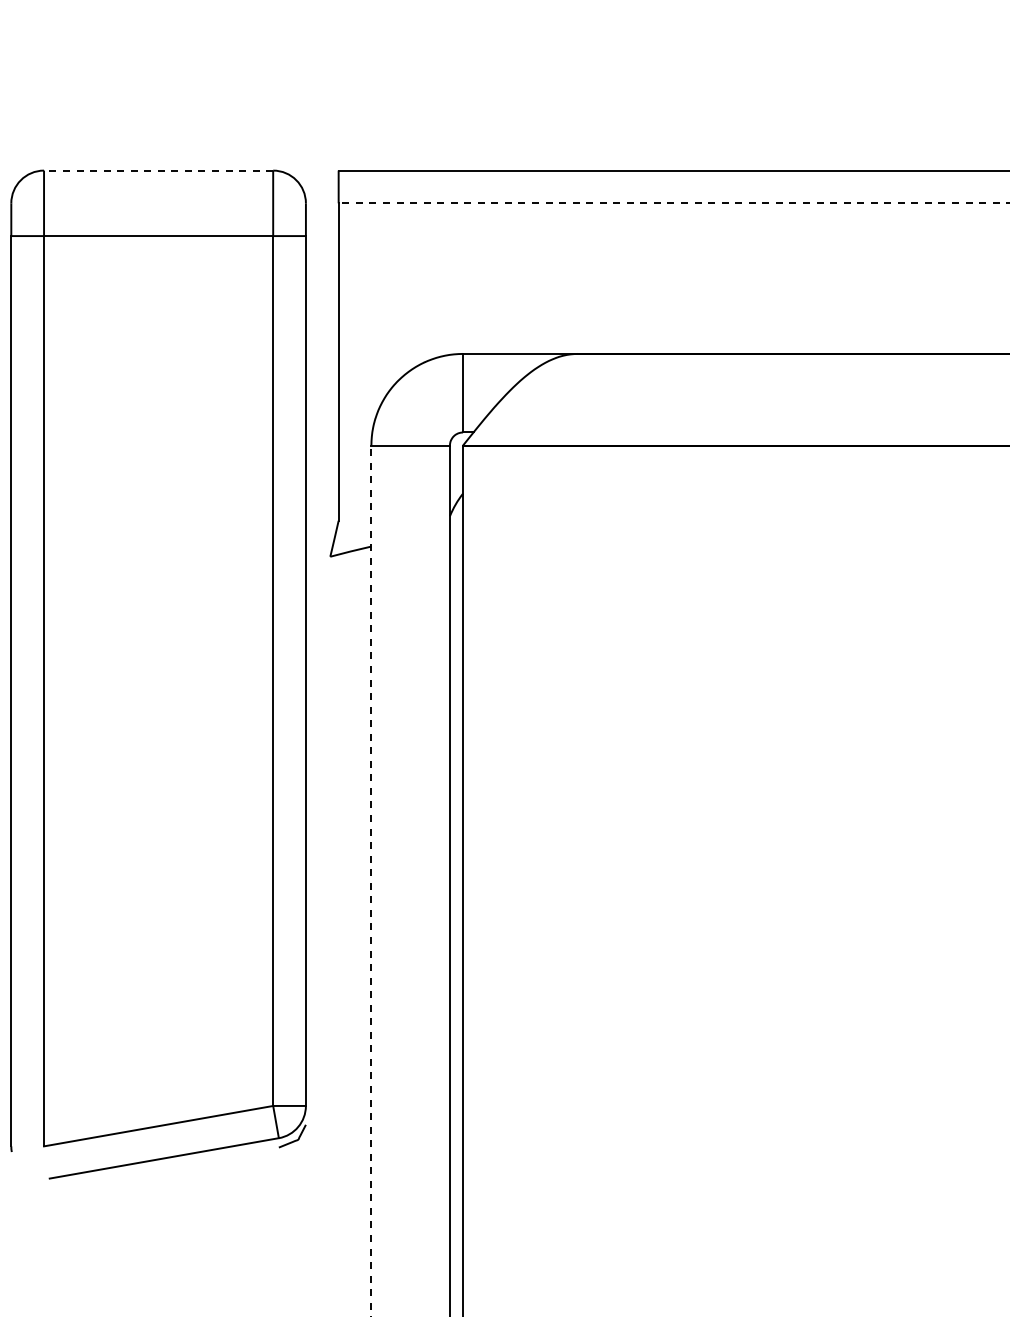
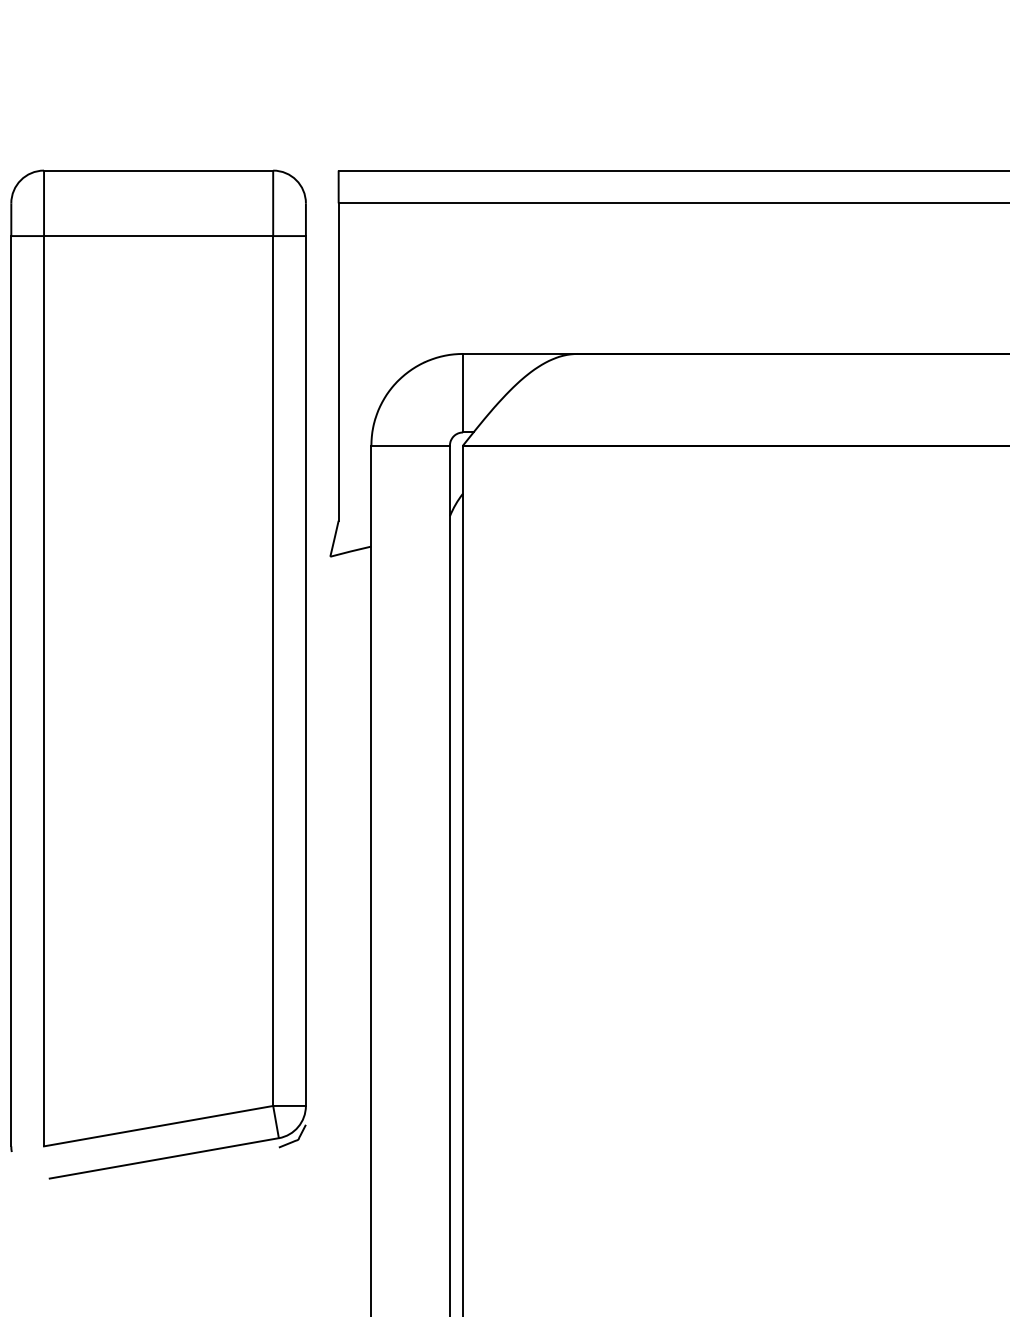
line: dashed -> solid (158, 170)
line: dashed -> solid (673, 203)
line: dashed -> solid (371, 881)
